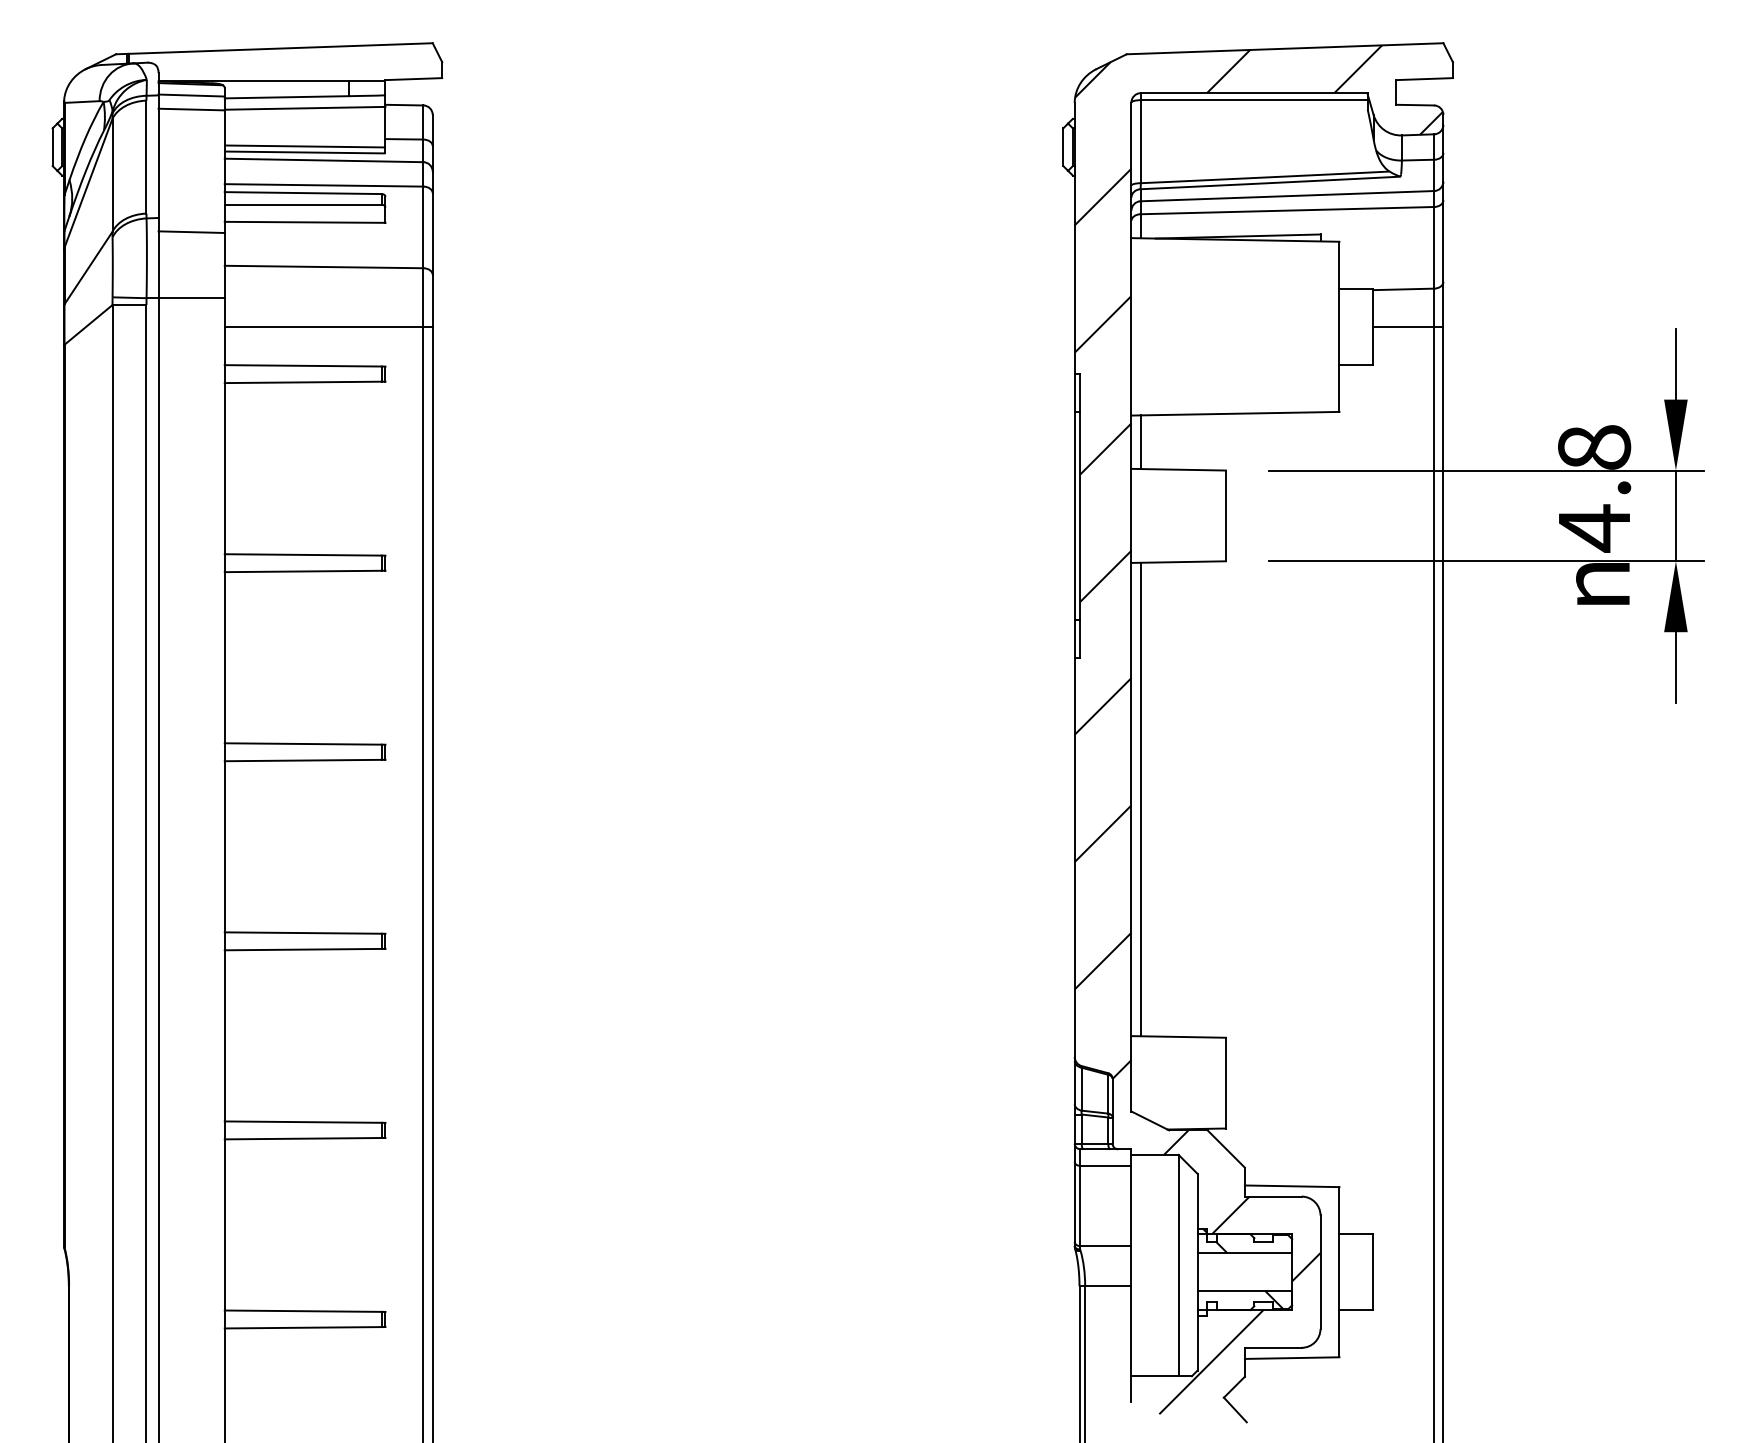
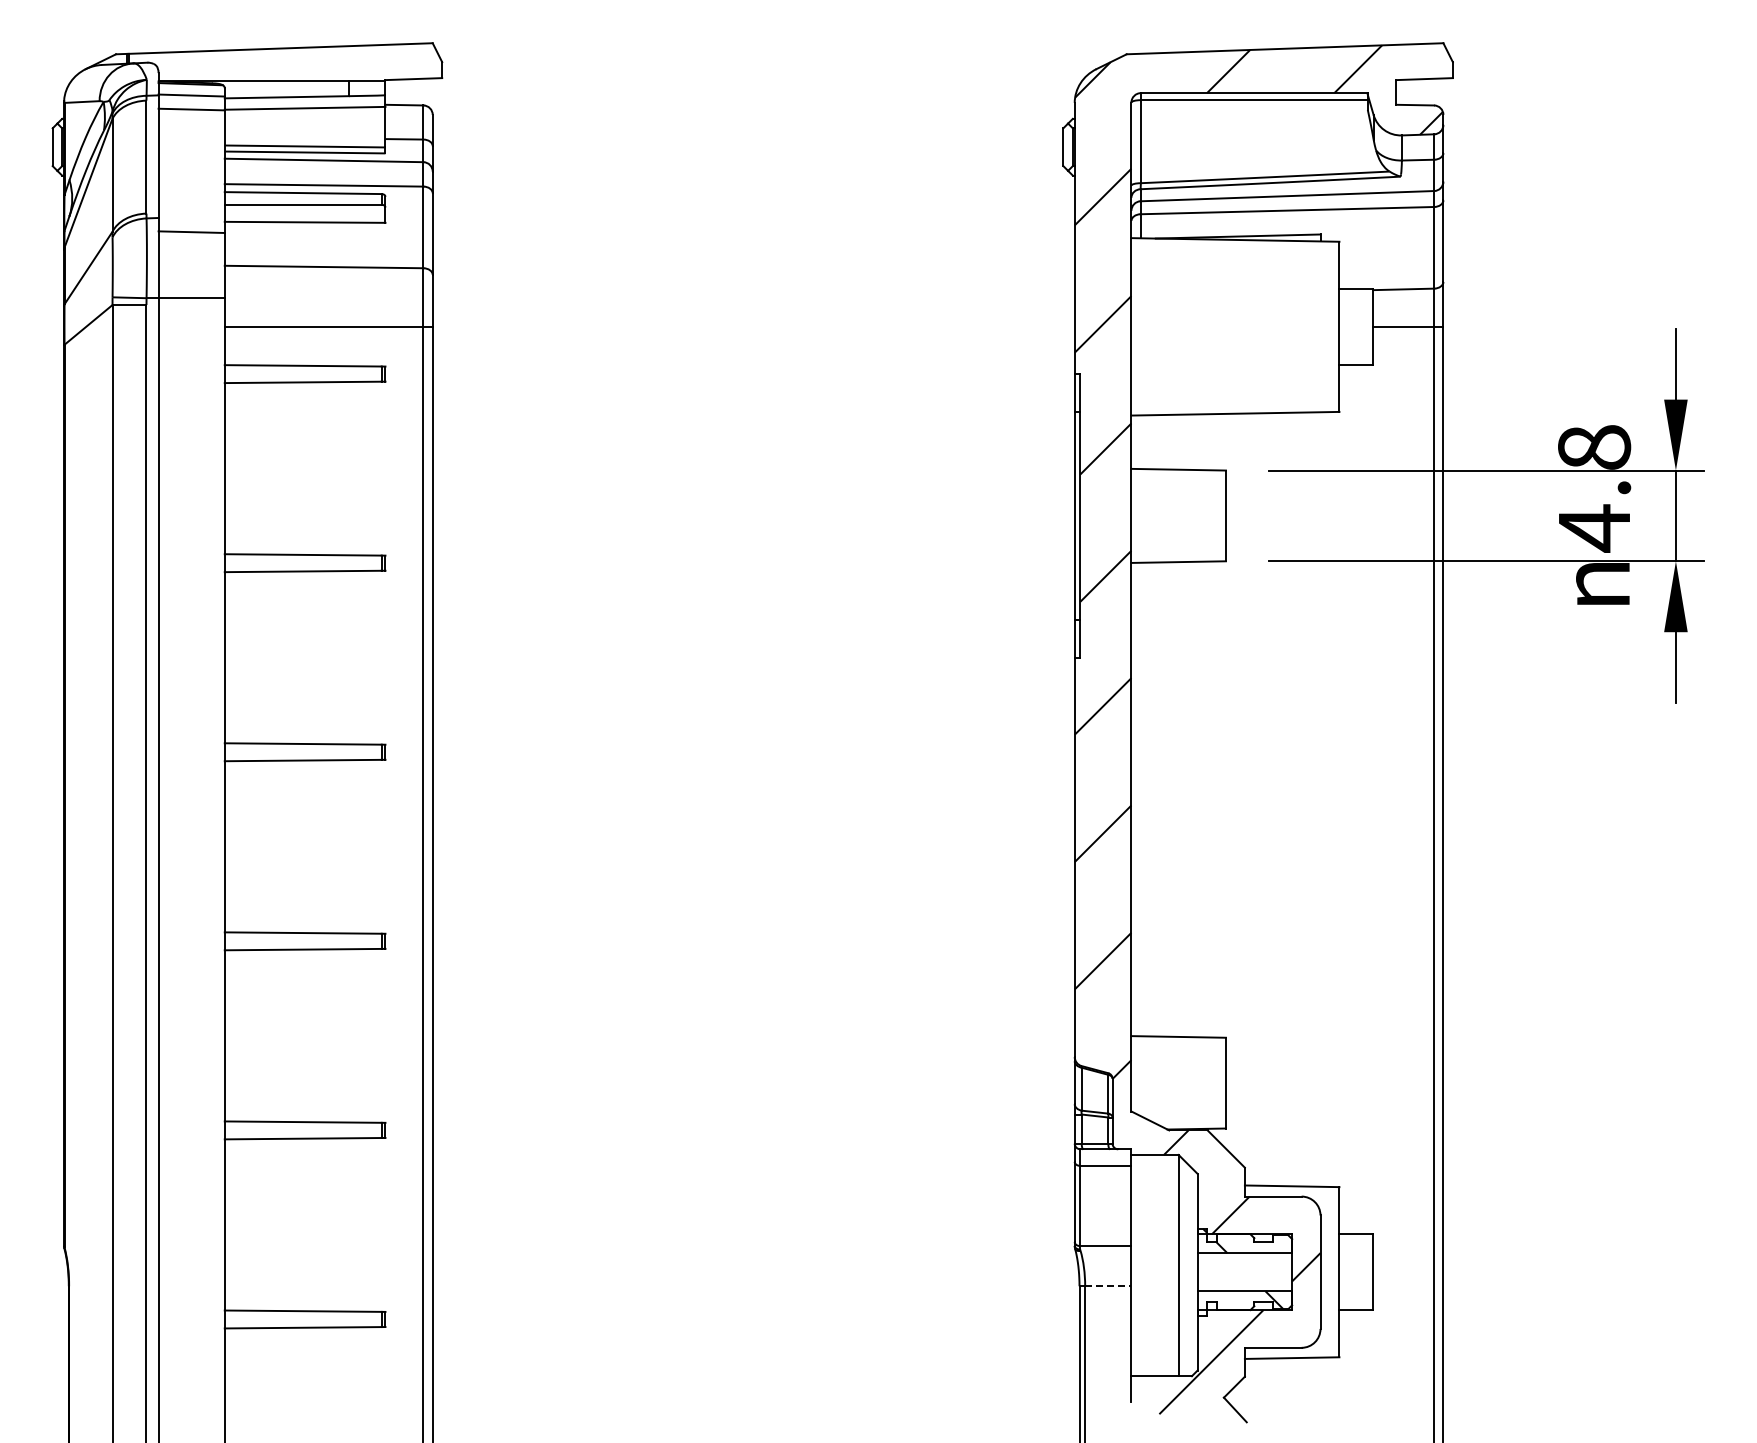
line: present -> none (1140, 442)
line: present -> none (1140, 799)
line: solid -> dashed (1108, 1286)
